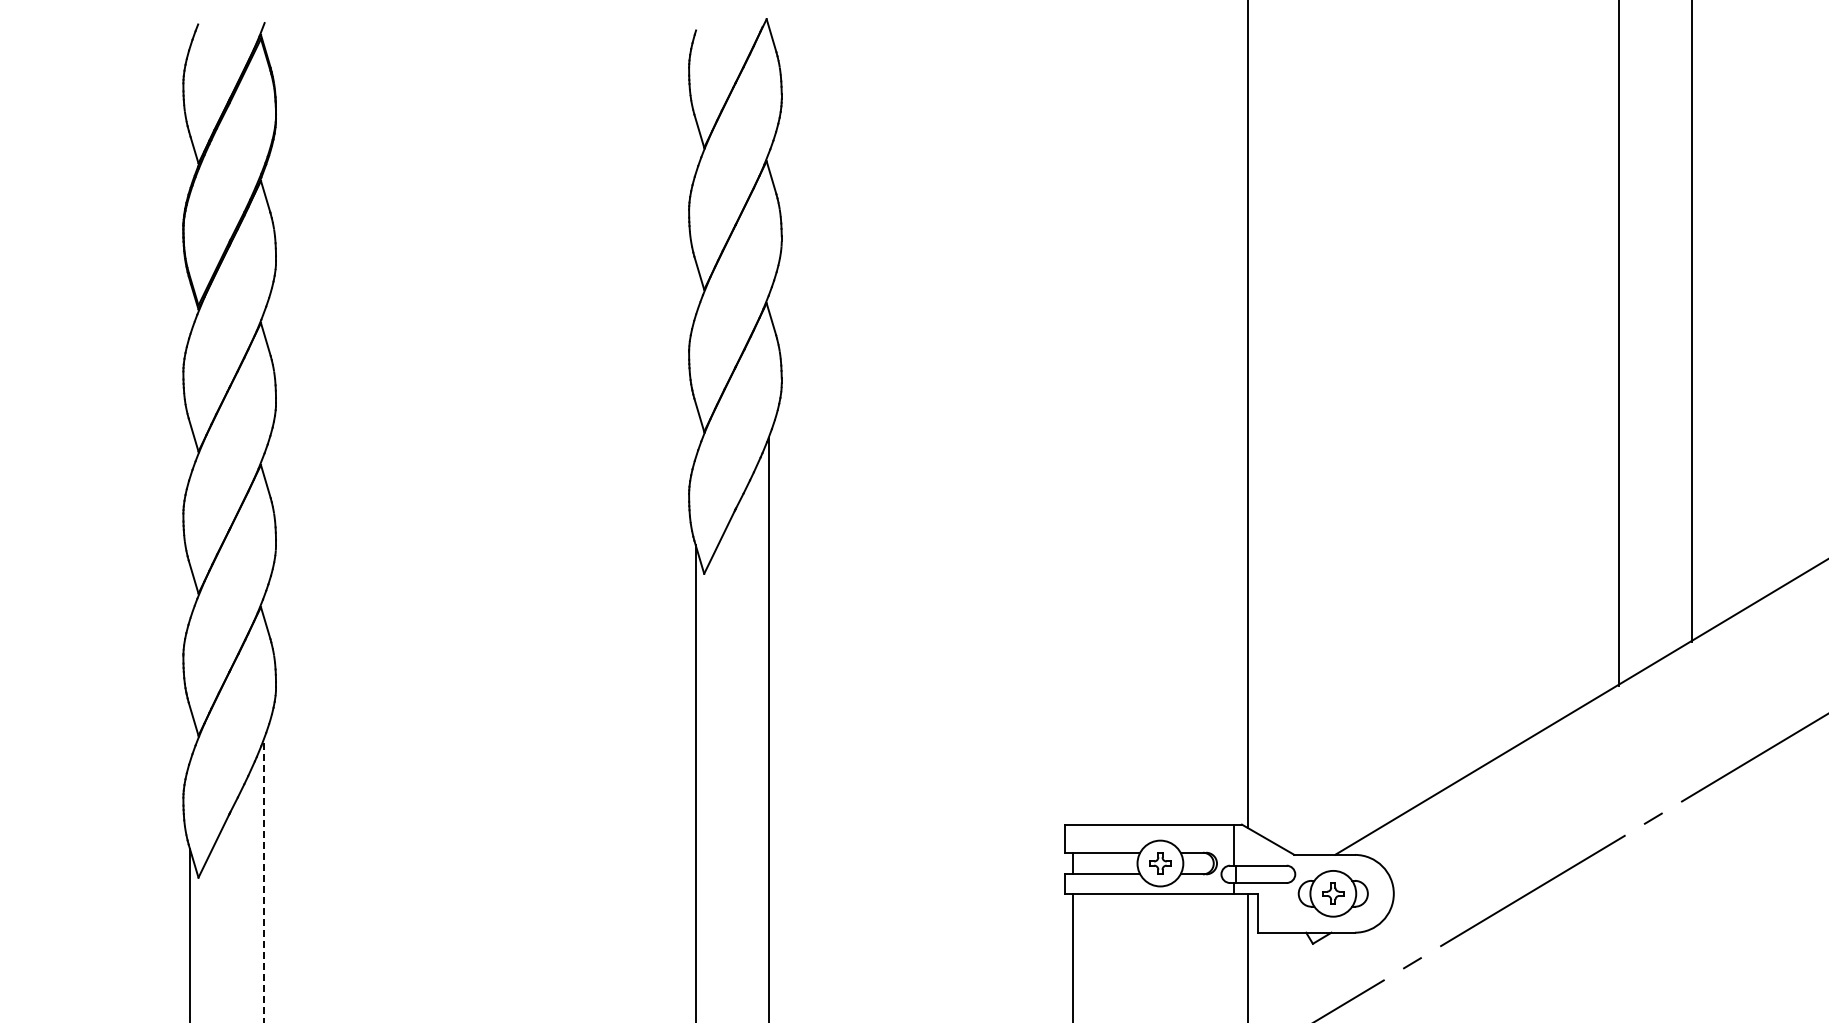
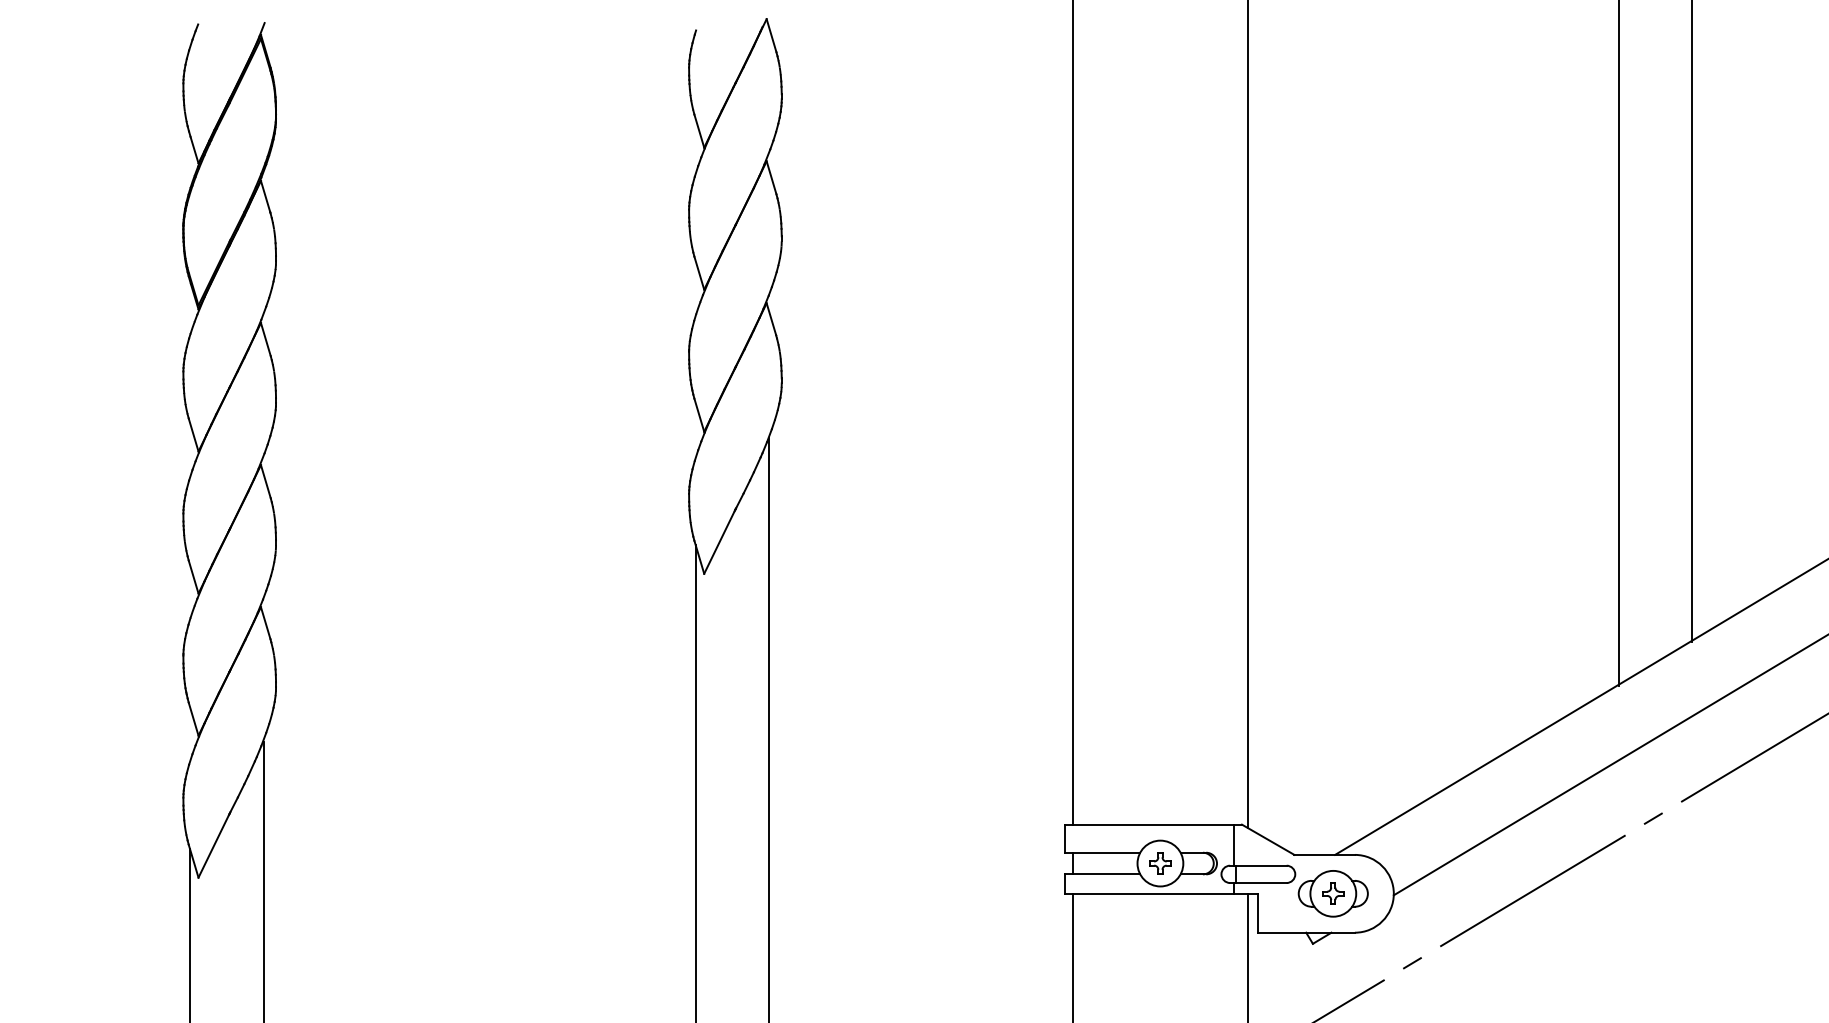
line: none -> present (1072, 413)
line: none -> present (1609, 765)
line: dashed -> solid (263, 882)
